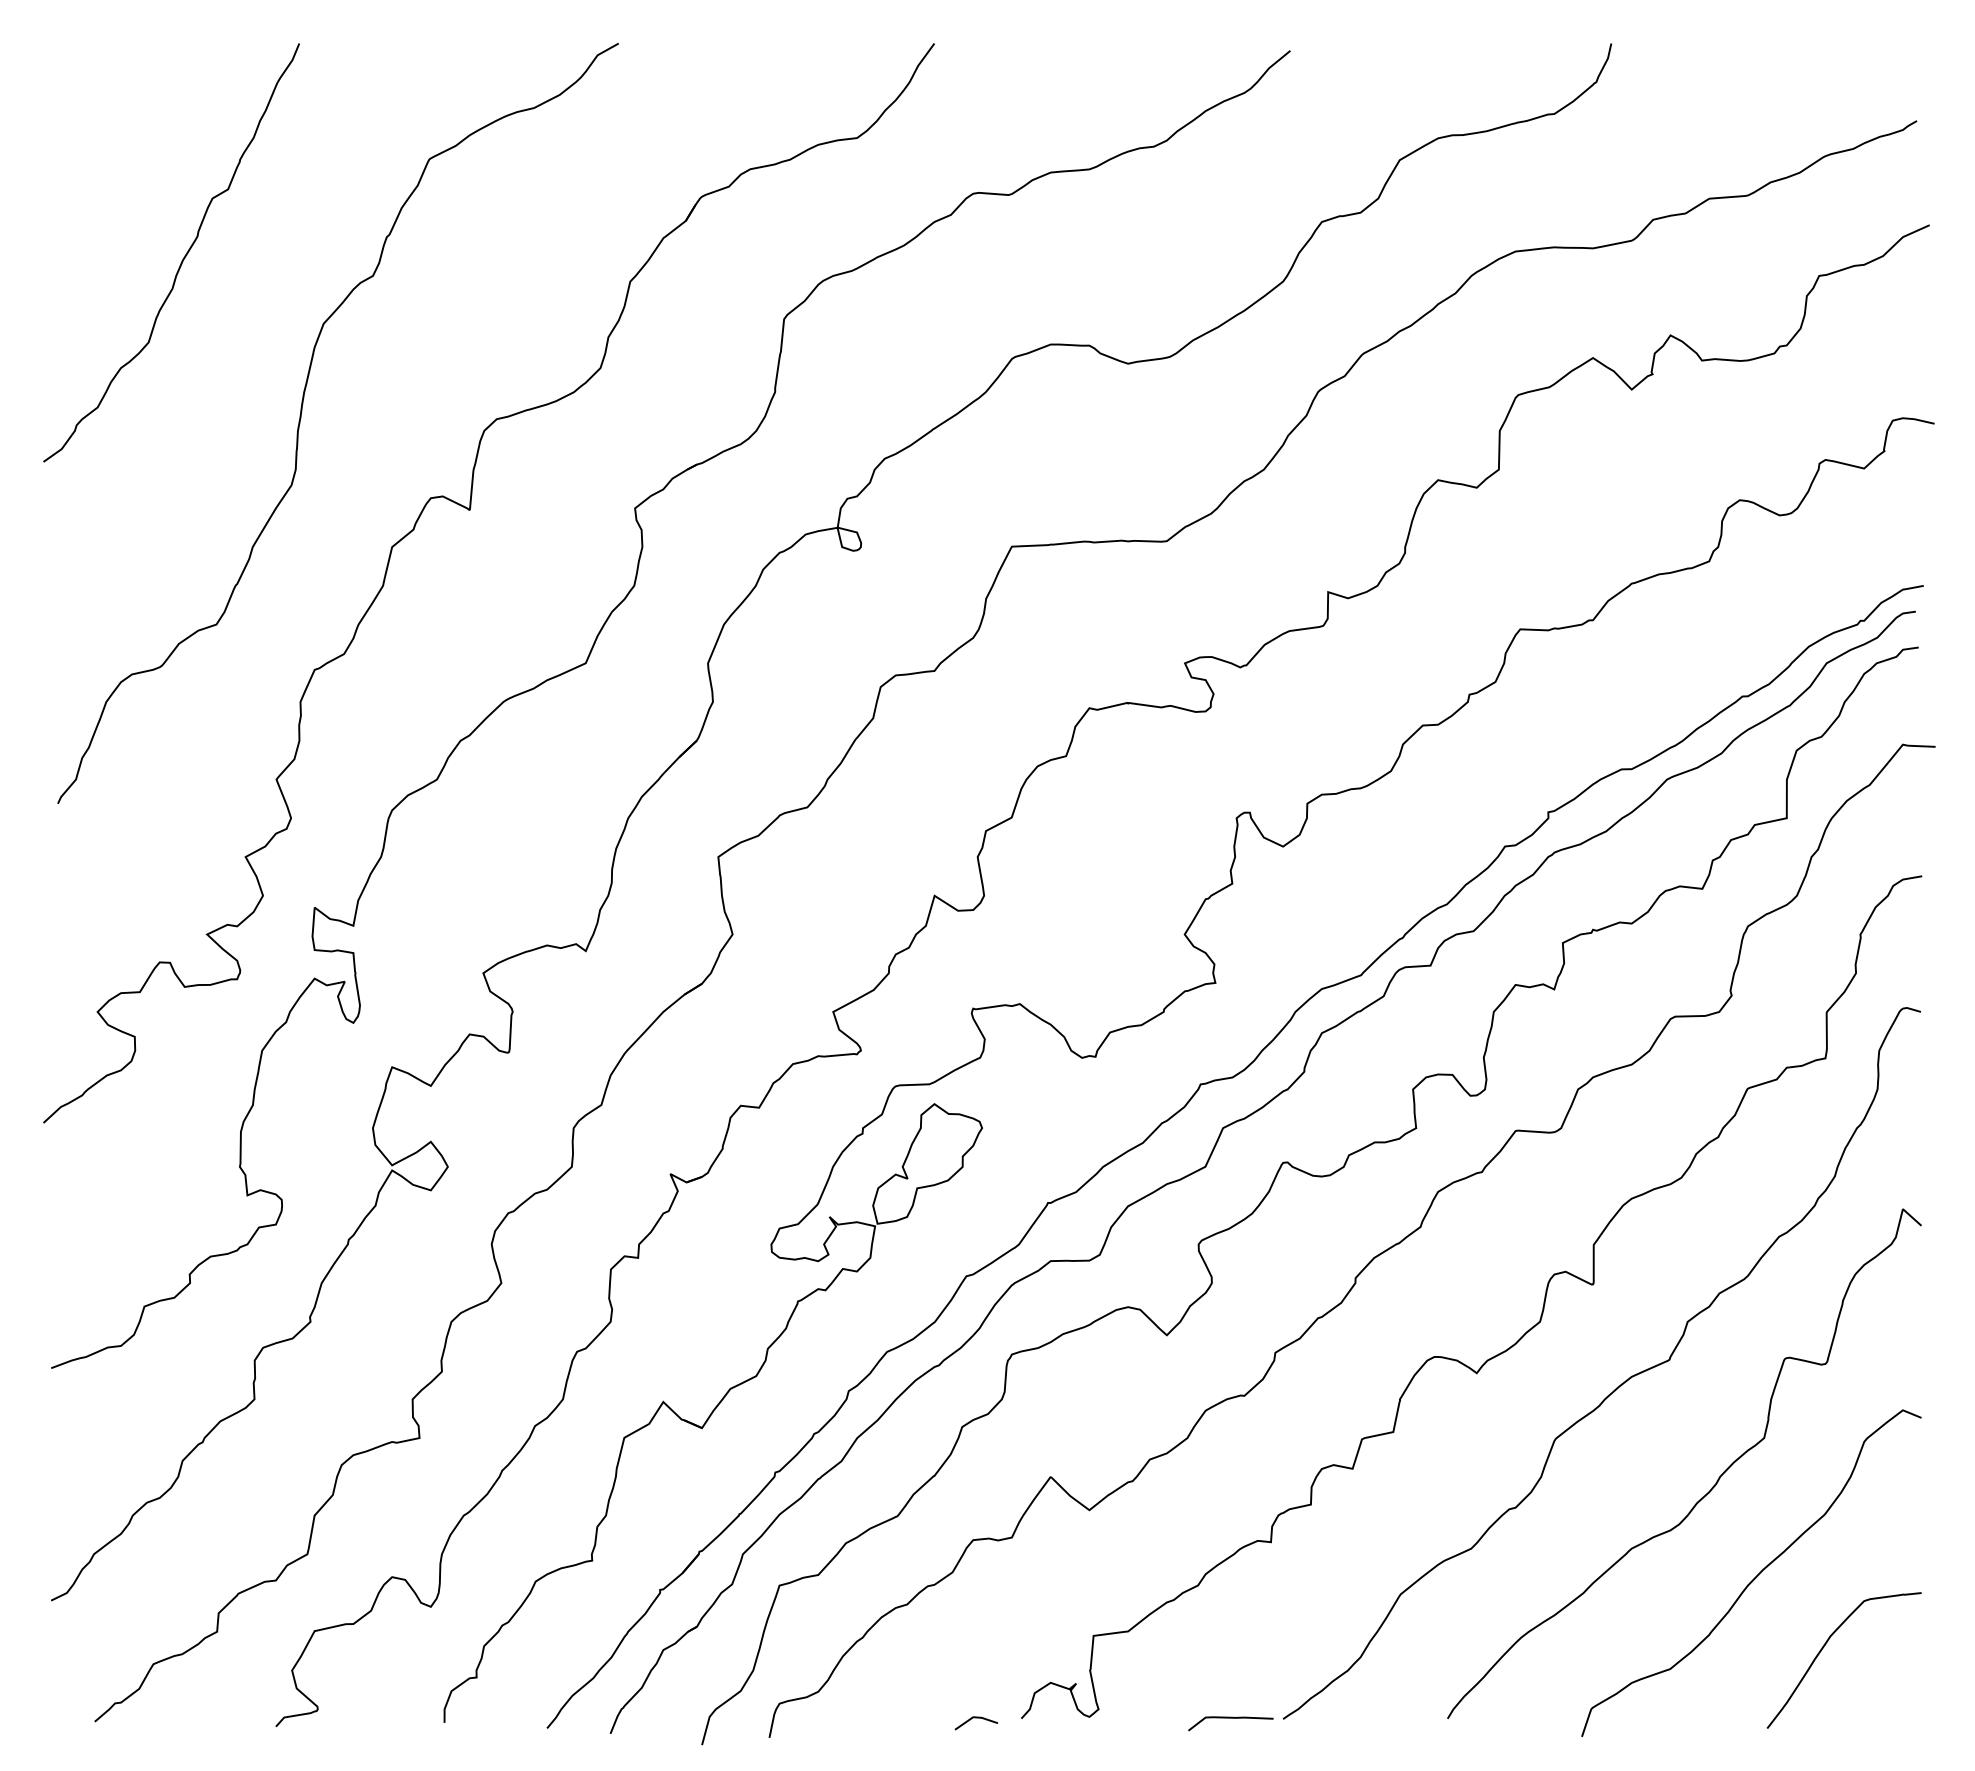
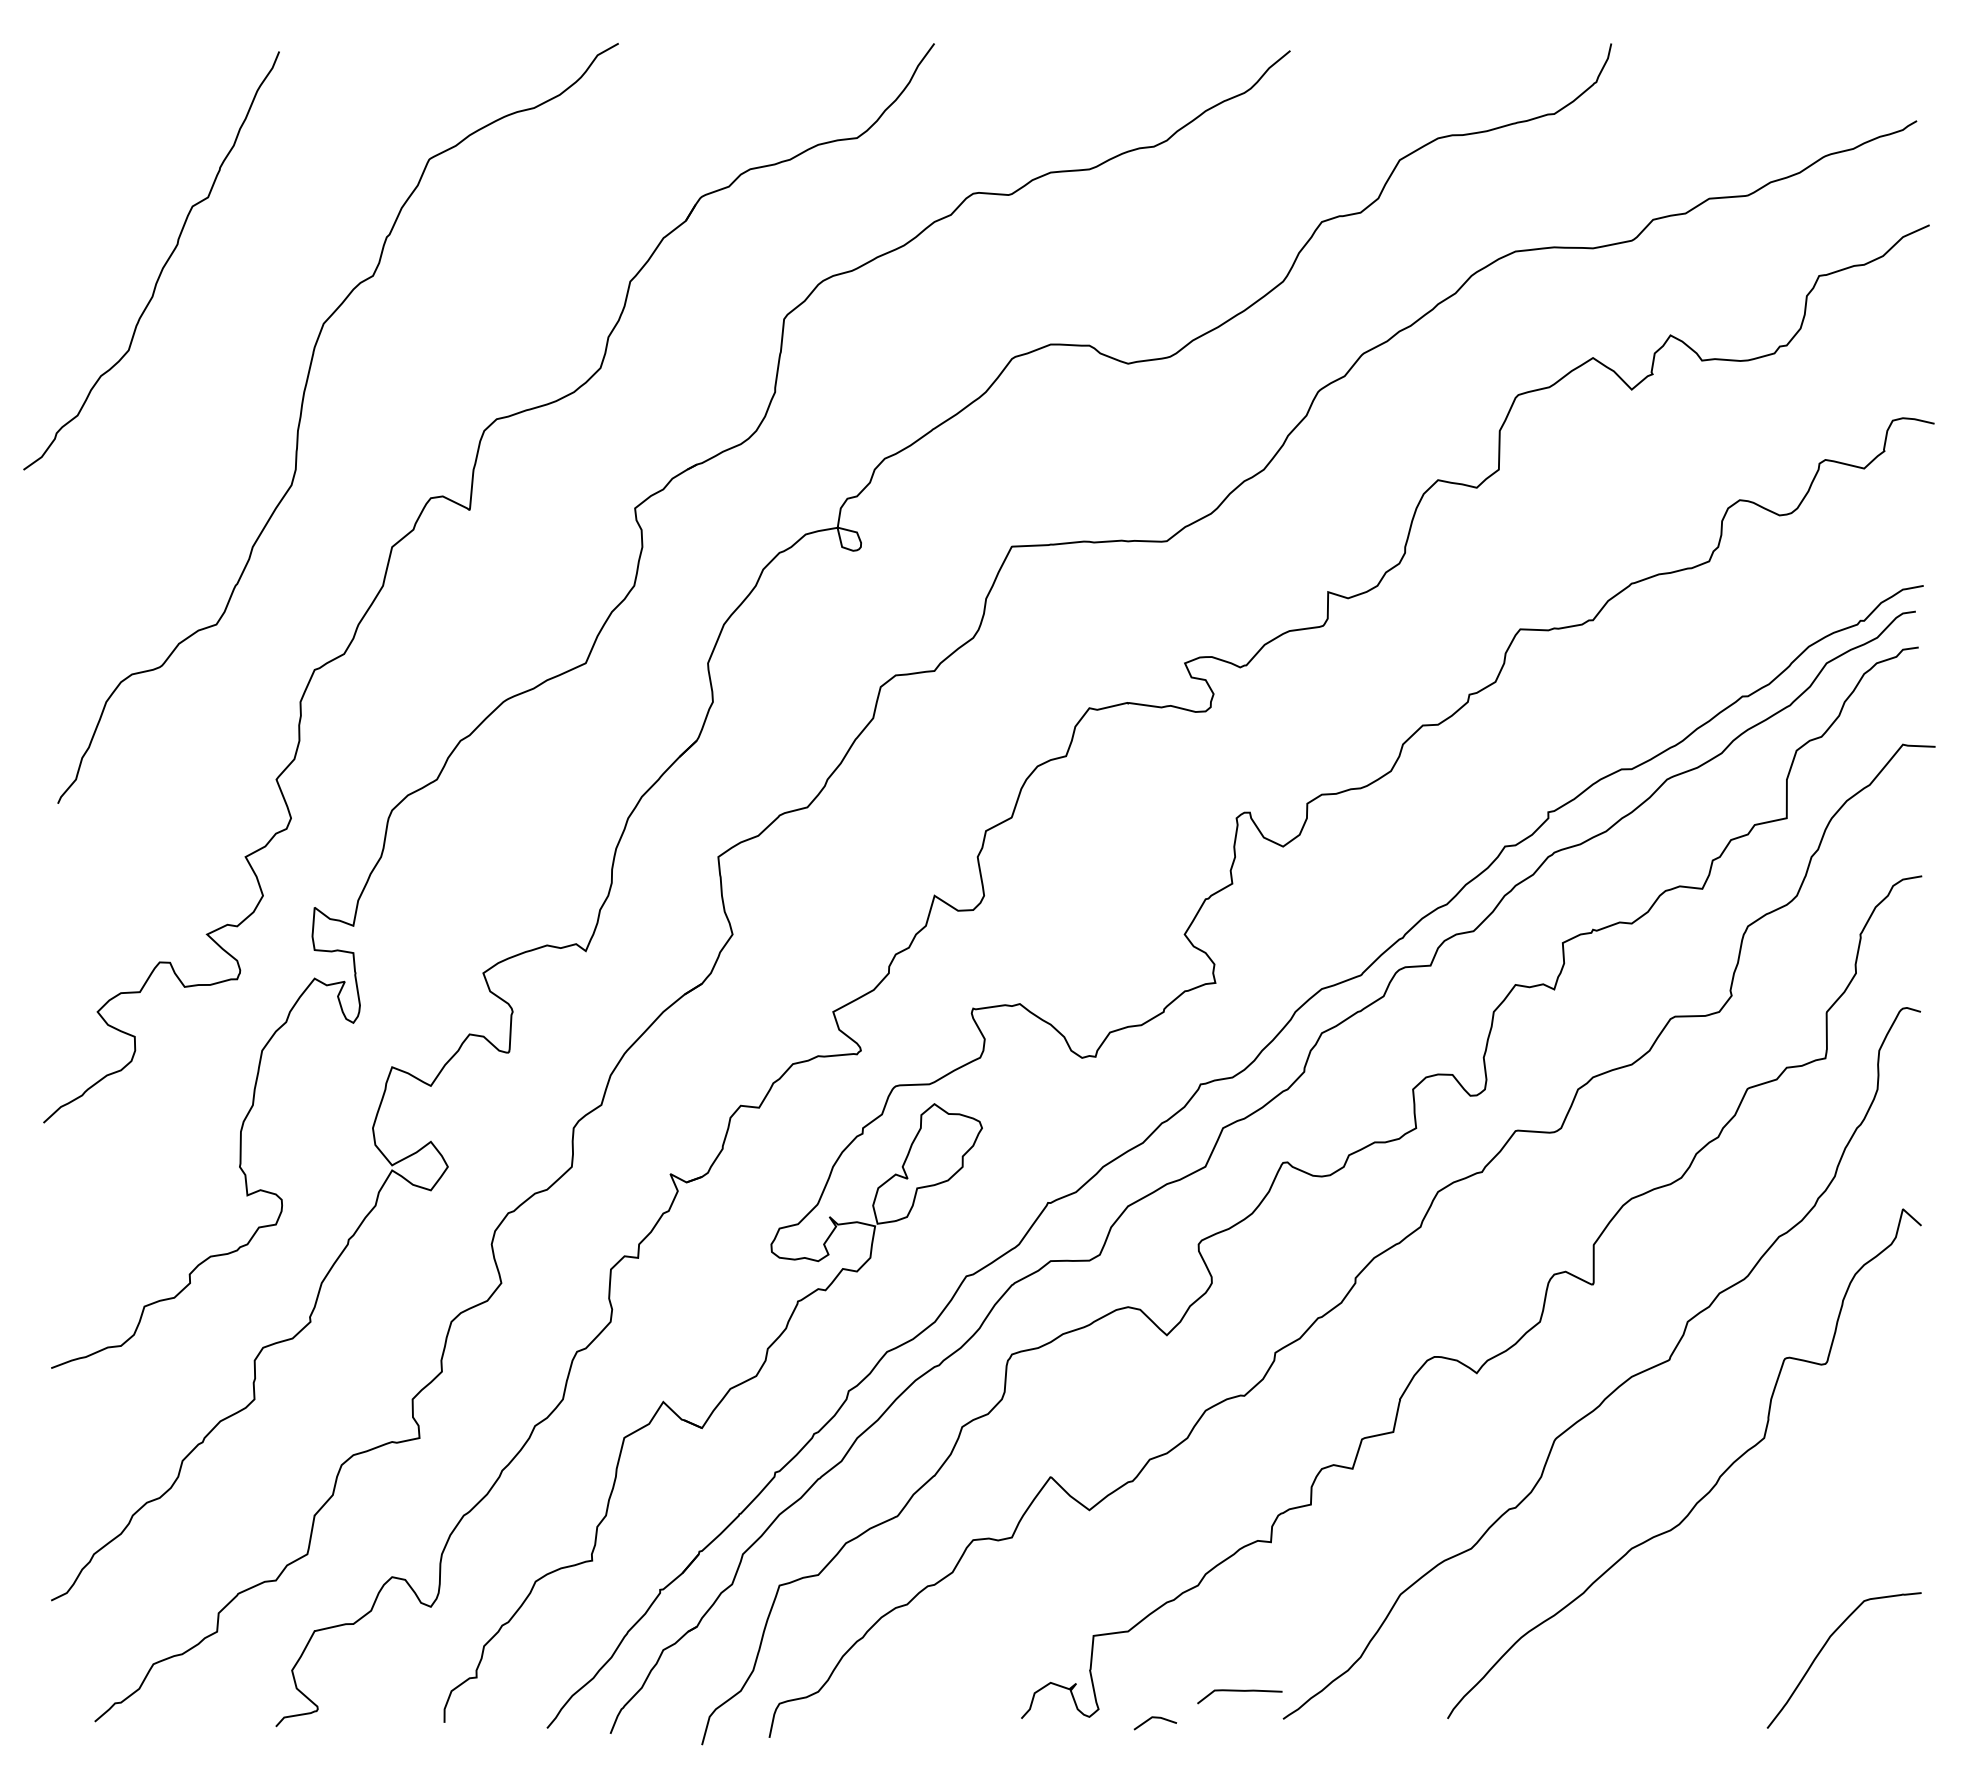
curve position: (181, 260) -> (161, 268) (161, 268)
curve: present -> none (1755, 1576)
line position: (975, 1718) -> (1154, 1718) (1154, 1718)
curve position: (1230, 1718) -> (1239, 1691) (1239, 1691)
